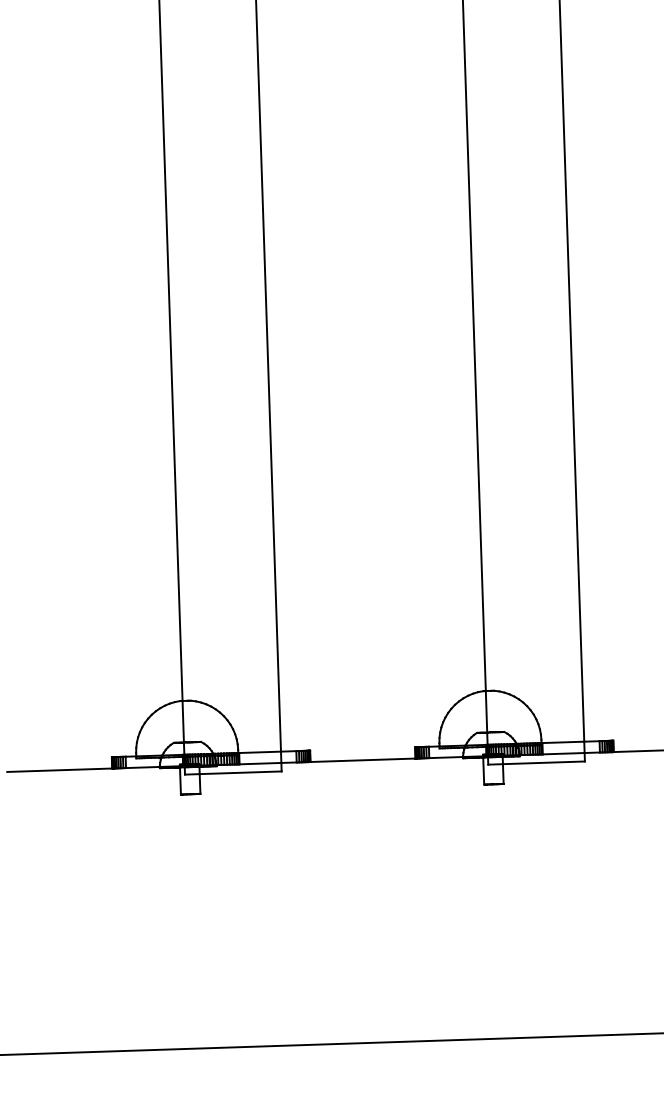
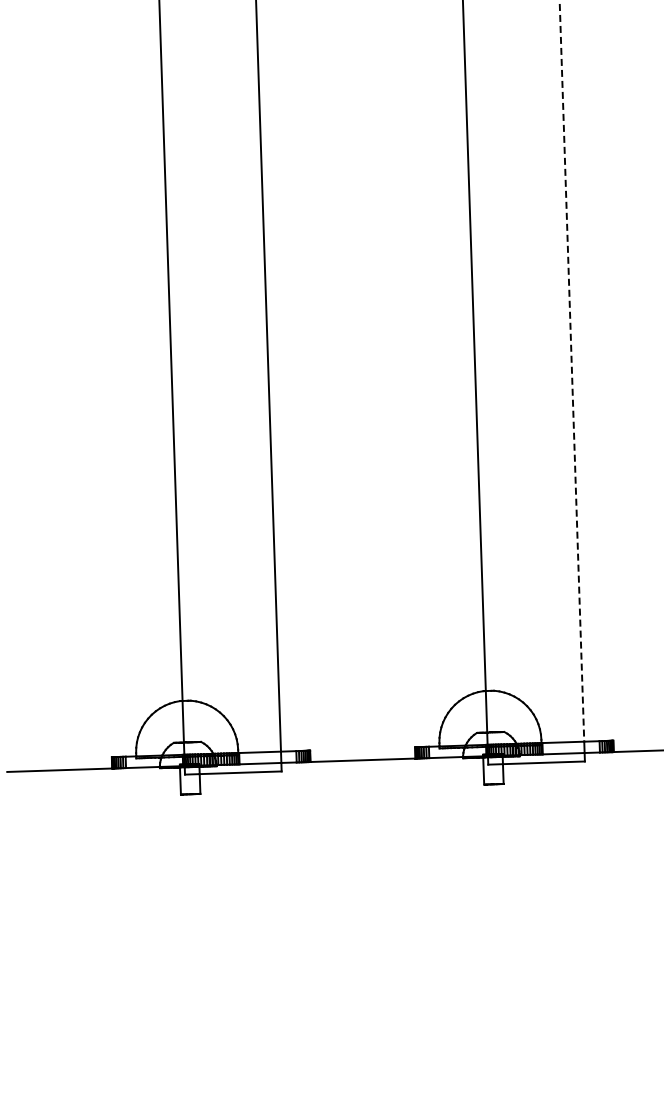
line: solid -> dashed (571, 371)
line: present -> none (331, 1043)
